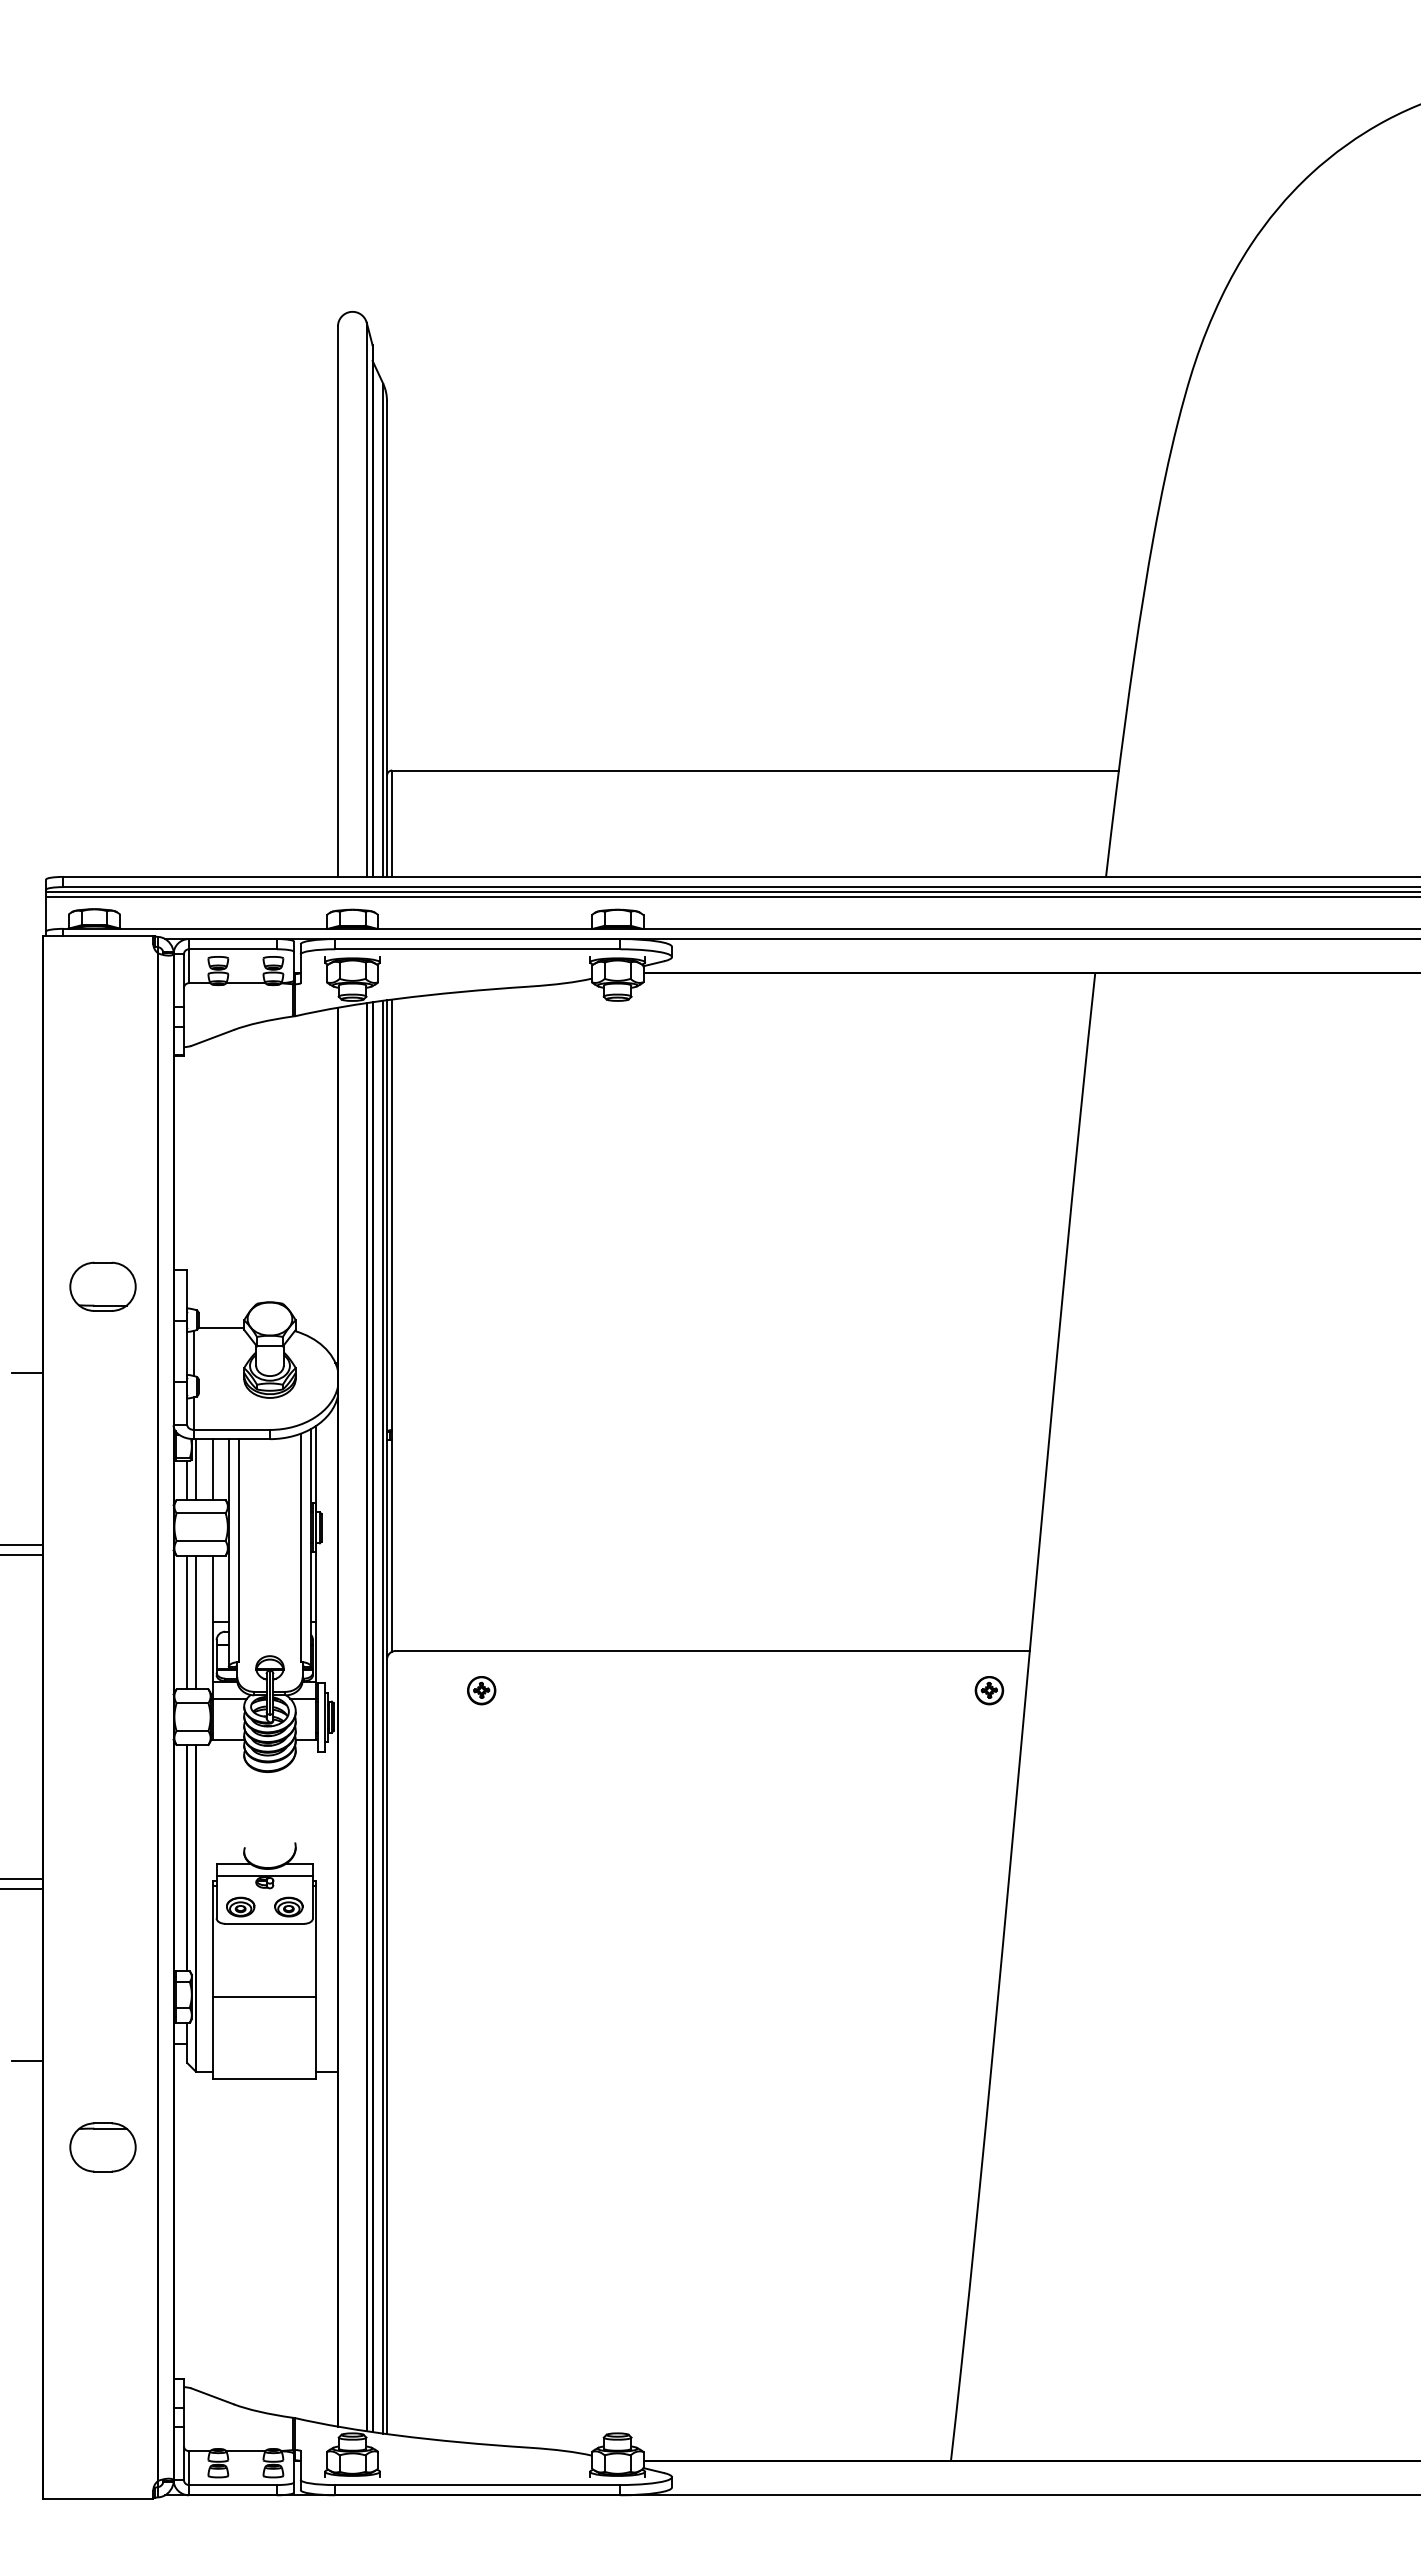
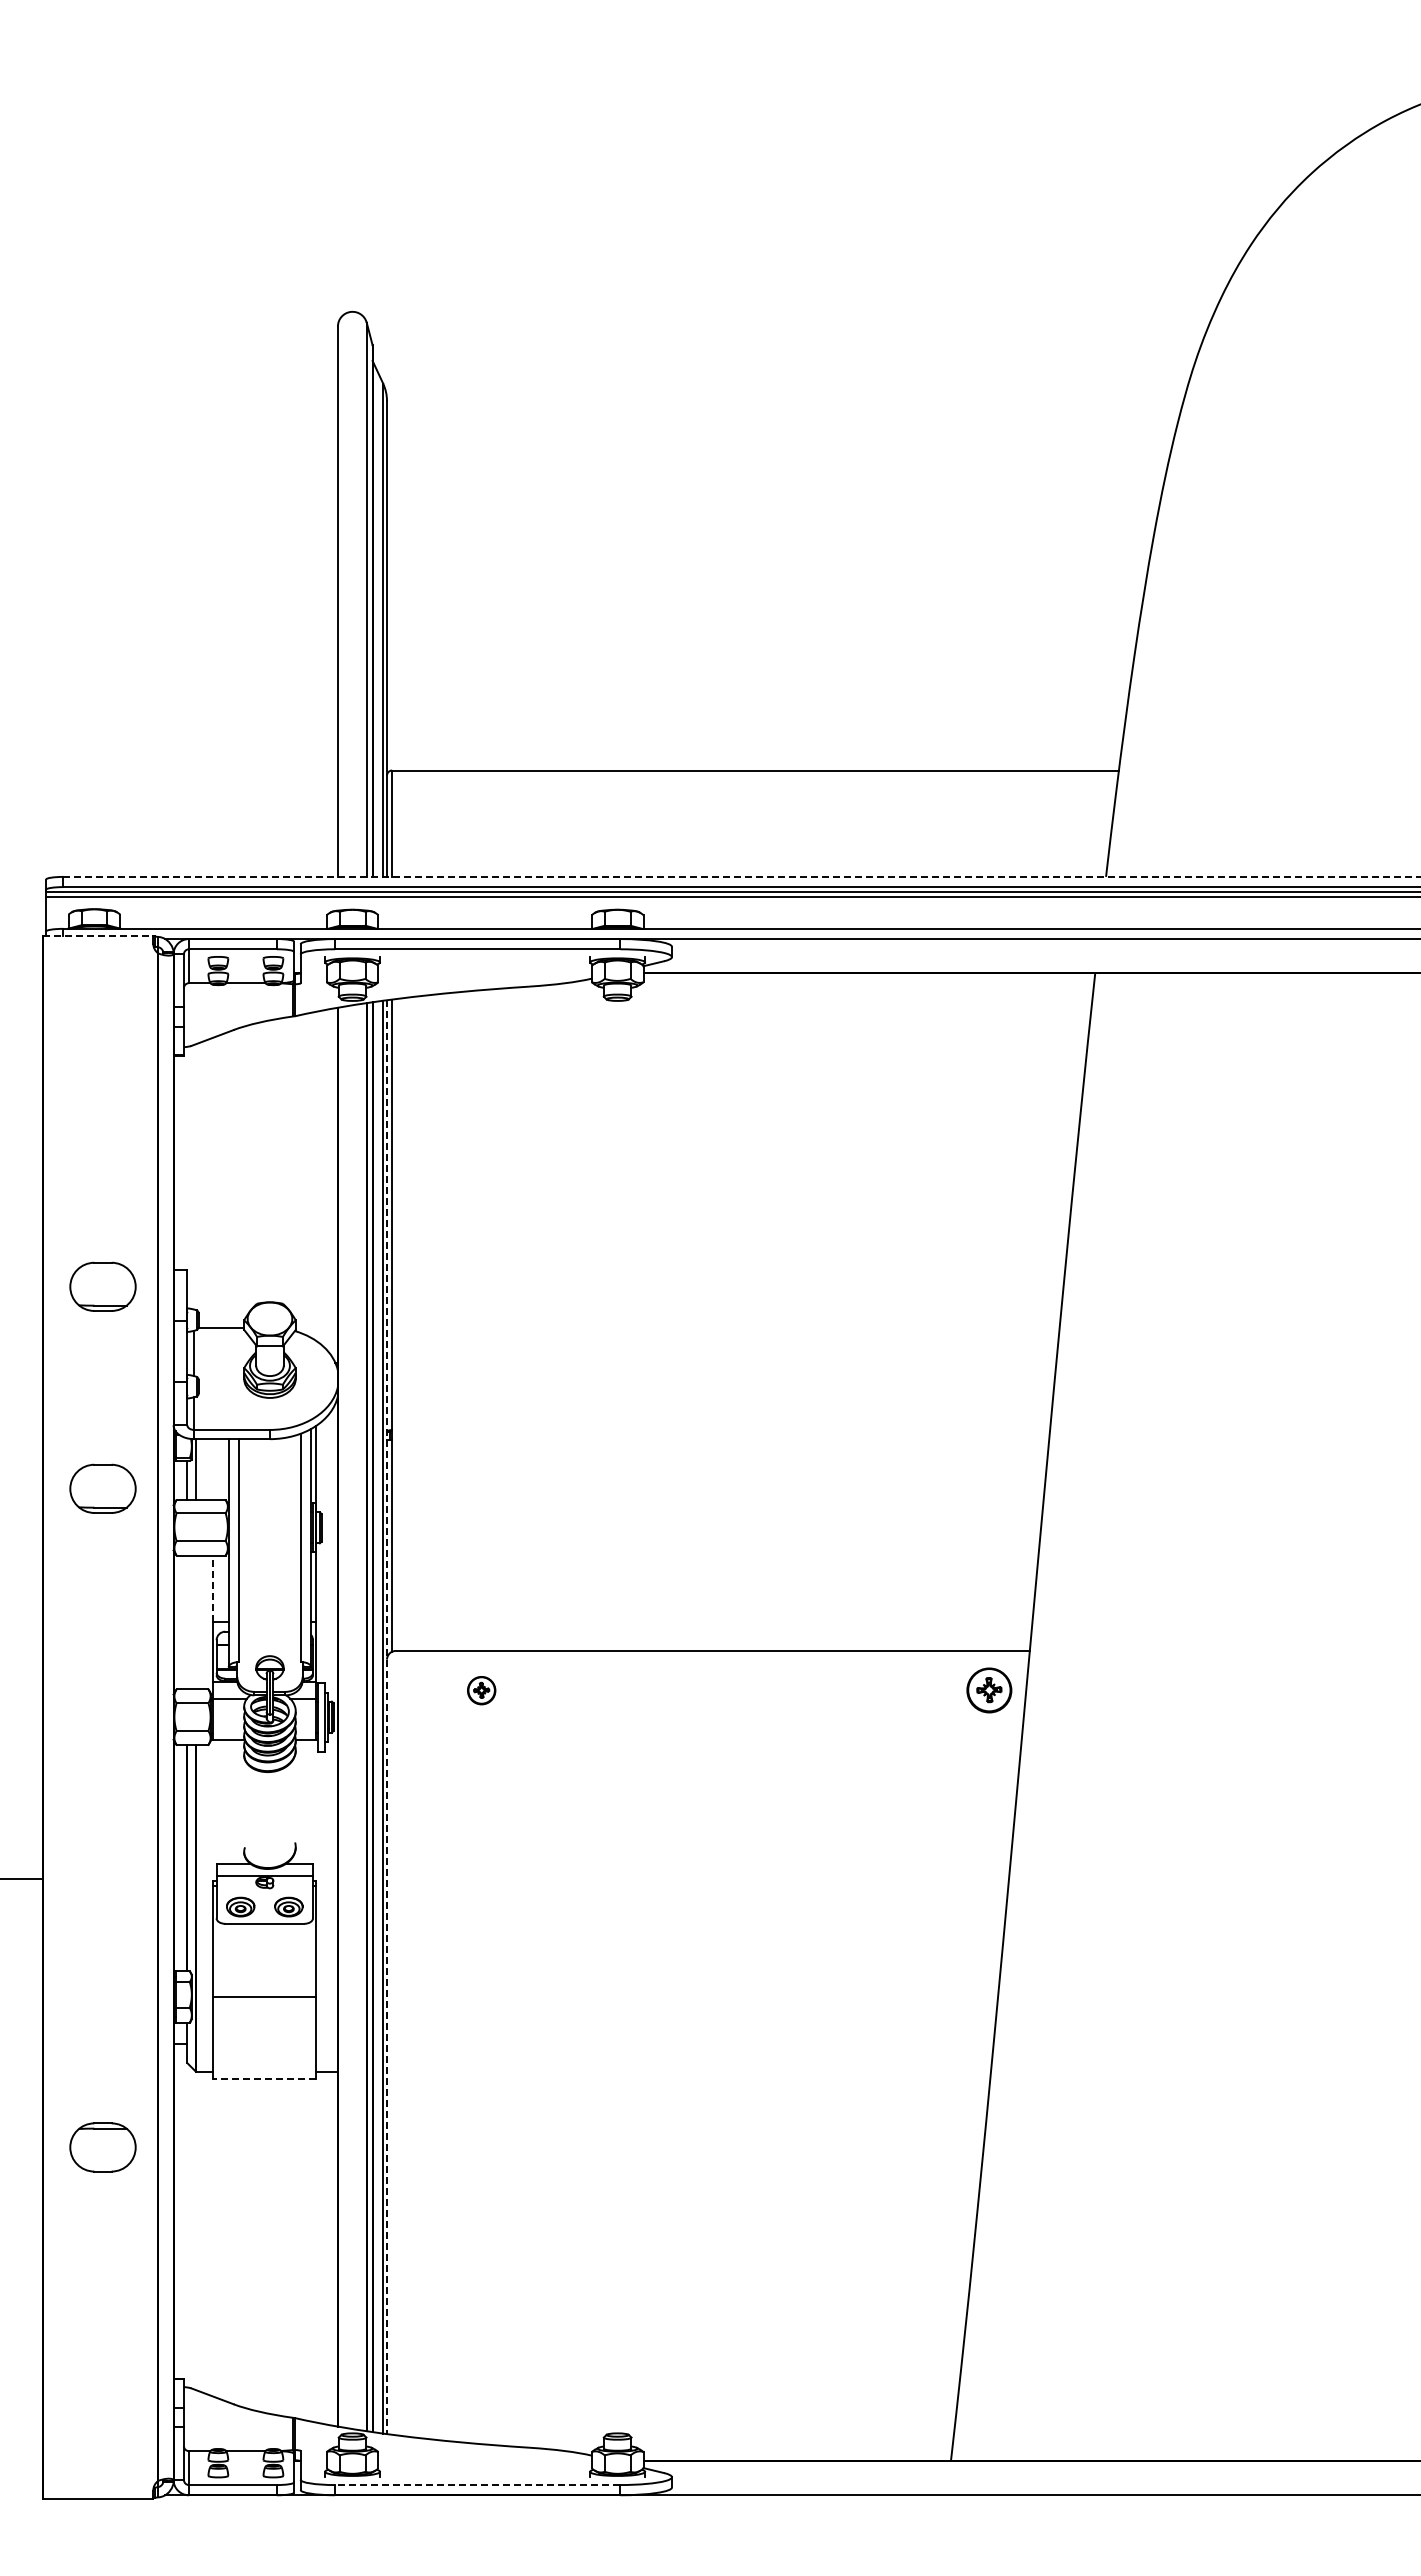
line: solid -> dashed (742, 876)
line: solid -> dashed (98, 935)
line: present -> none (27, 1372)
line: present -> none (213, 1469)
part: none -> present (102, 1488)
line: present -> none (22, 1545)
line: present -> none (22, 1555)
line: solid -> dashed (213, 1588)
line: present -> none (187, 1622)
line: present -> none (195, 1622)
part size: 31x30 px -> 47x47 px (989, 1690)
line: solid -> dashed (387, 1717)
line: present -> none (22, 1889)
line: present -> none (27, 2061)
line: solid -> dashed (264, 2078)
line: solid -> dashed (477, 2485)
